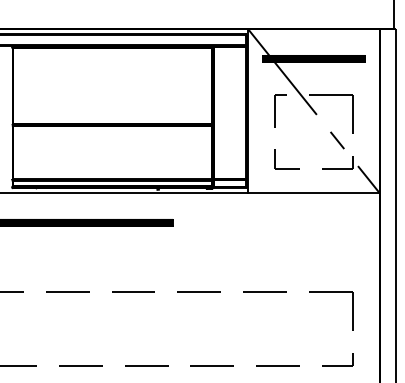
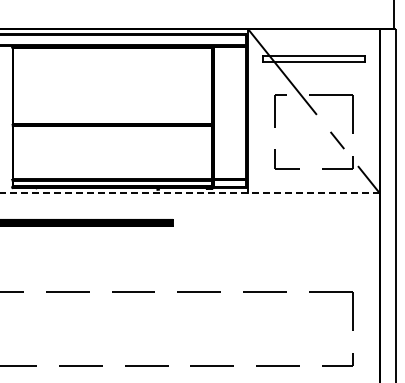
hatch: present -> none (313, 58)
line: solid -> dashed (189, 193)
